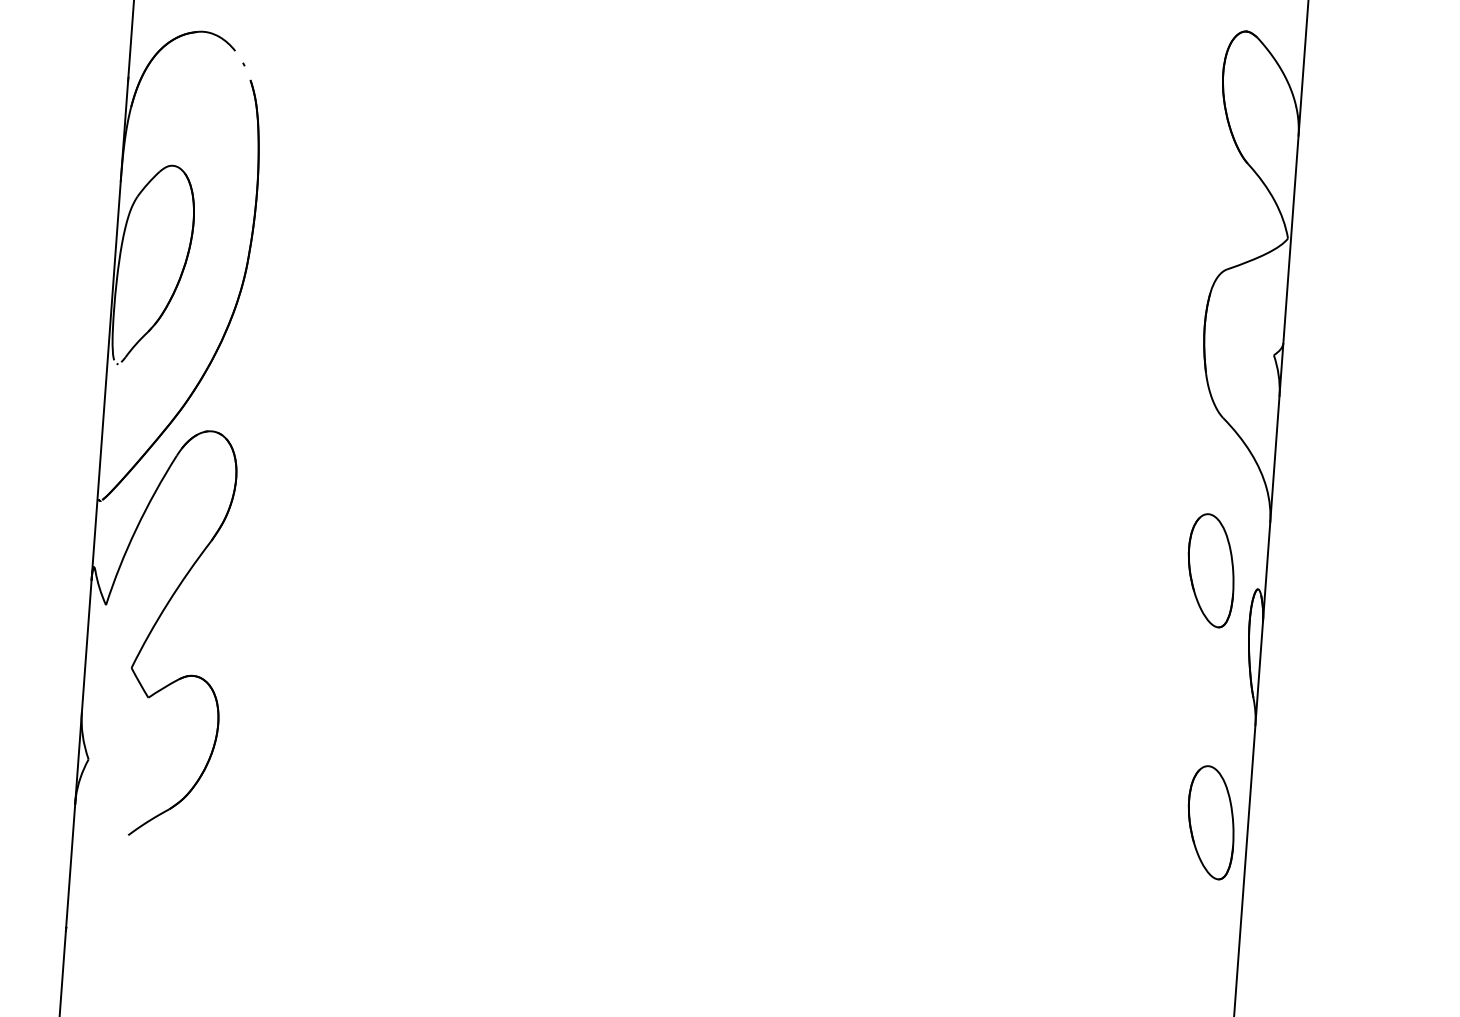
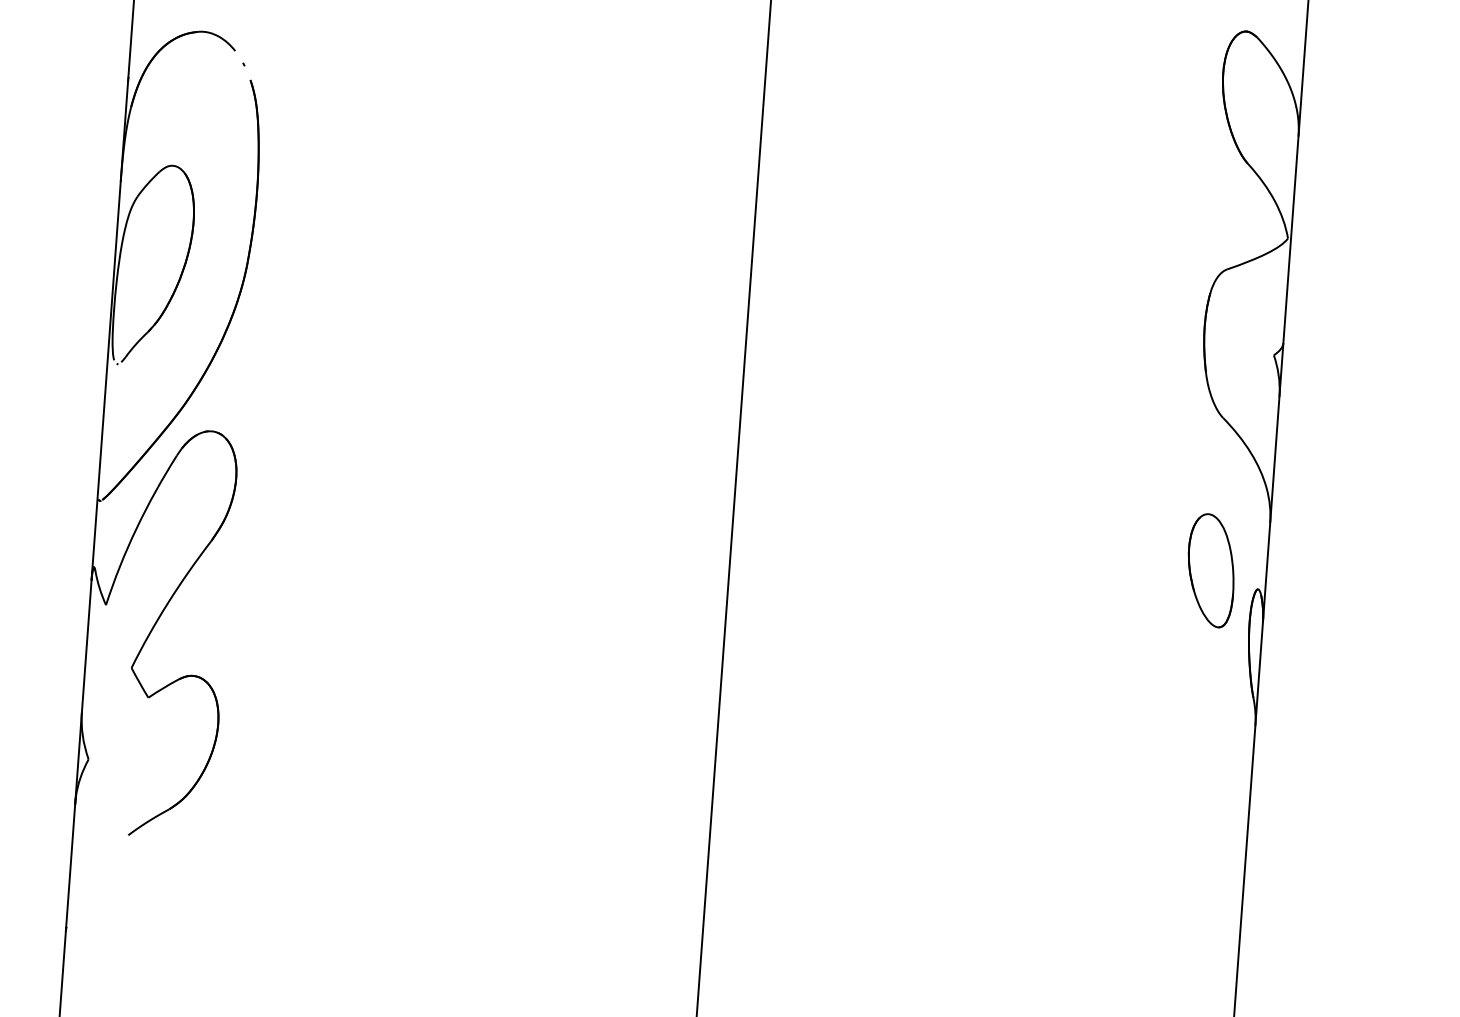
line: none -> present (733, 507)
part: present -> none (1210, 822)
